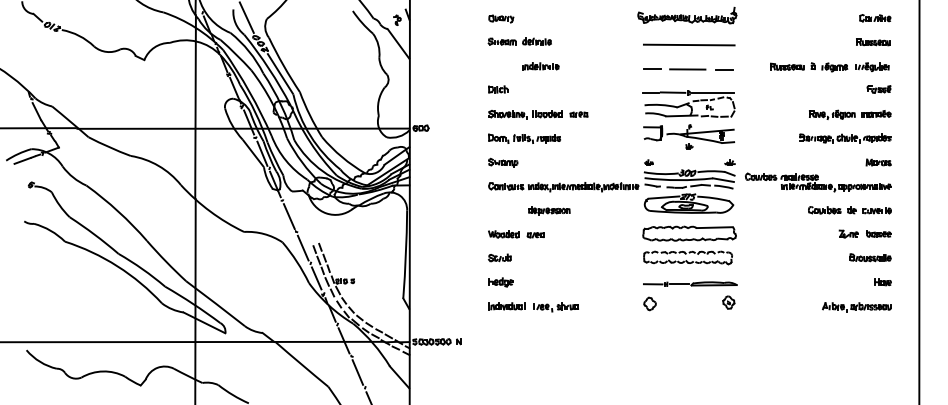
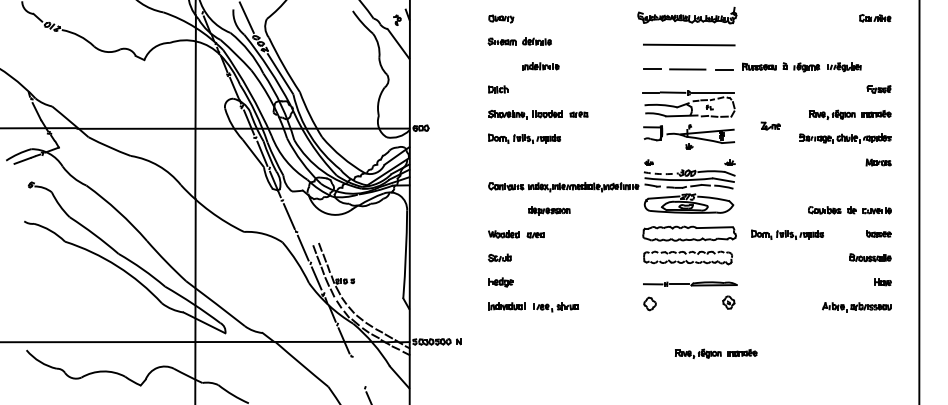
part: present -> none (873, 42)
part position: (829, 67) -> (801, 67) (801, 67)
part: present -> none (503, 162)
arc: solid -> dashed (661, 174)
part: present -> none (818, 182)
part position: (848, 233) -> (770, 125) (770, 125)
part: none -> present (787, 234)
part: none -> present (716, 353)
line: present -> none (357, 372)
